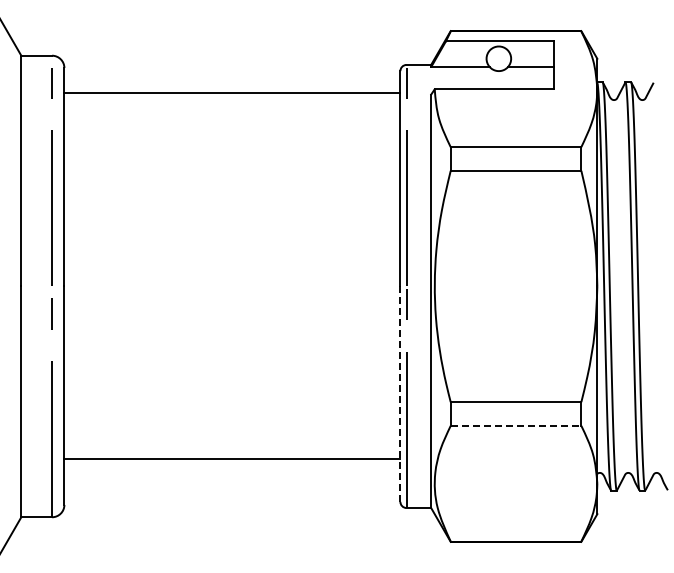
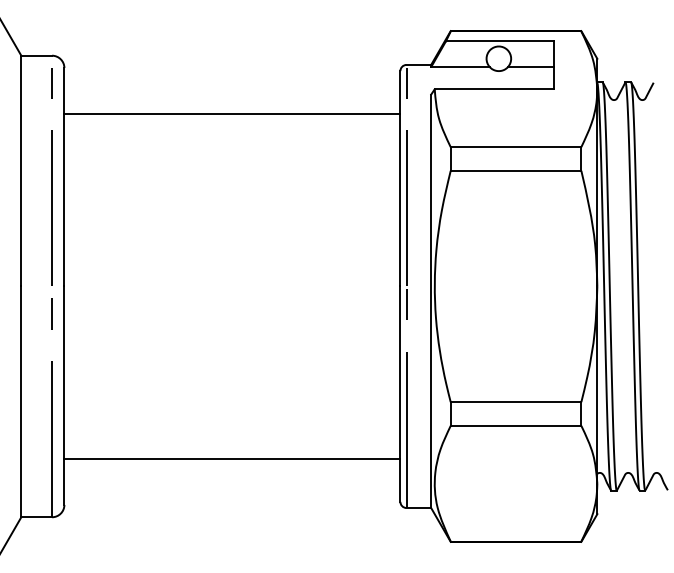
line position: (232, 93) -> (232, 114) (232, 114)
line: dashed -> solid (400, 394)
line: dashed -> solid (516, 425)
